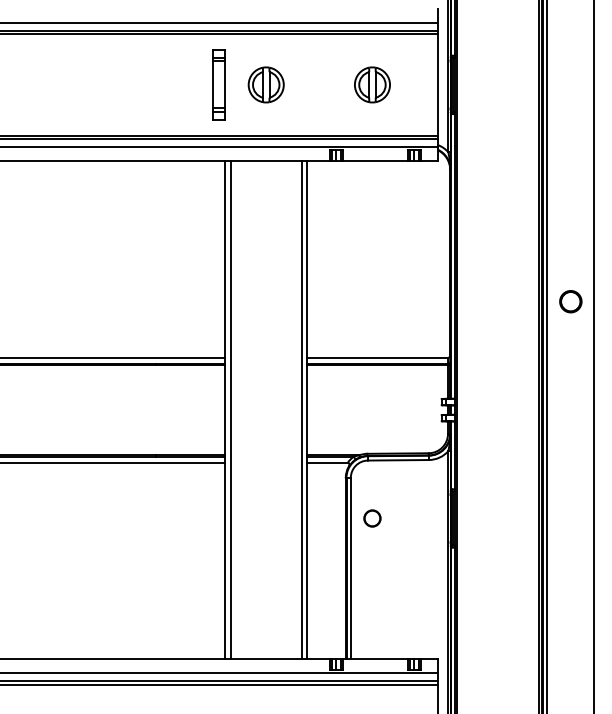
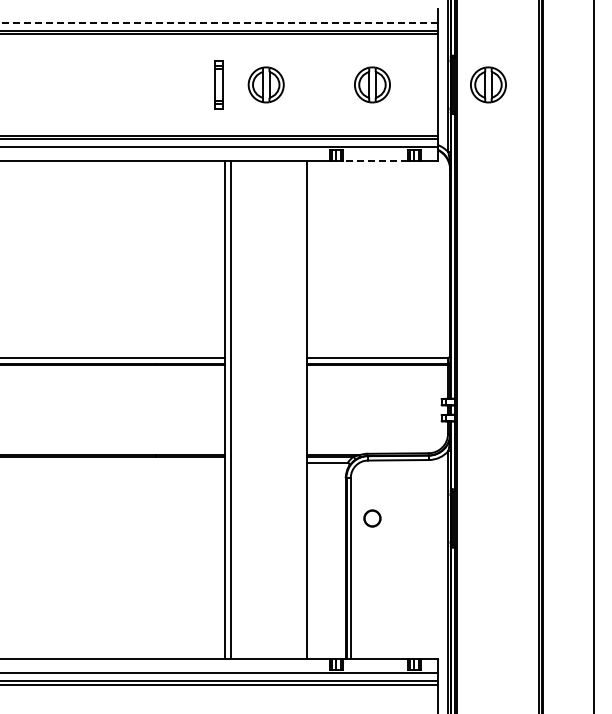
line: solid -> dashed (218, 22)
part size: 14x72 px -> 10x50 px (218, 84)
part: none -> present (488, 84)
line: solid -> dashed (375, 160)
part: present -> none (570, 301)
line: present -> none (547, 356)
line: present -> none (301, 409)
line: present -> none (113, 462)
